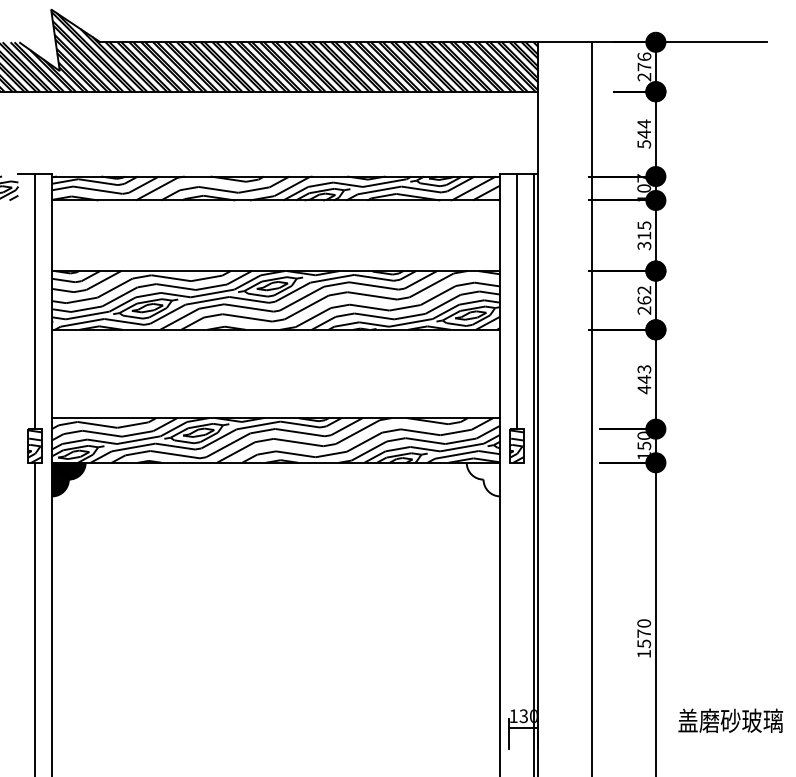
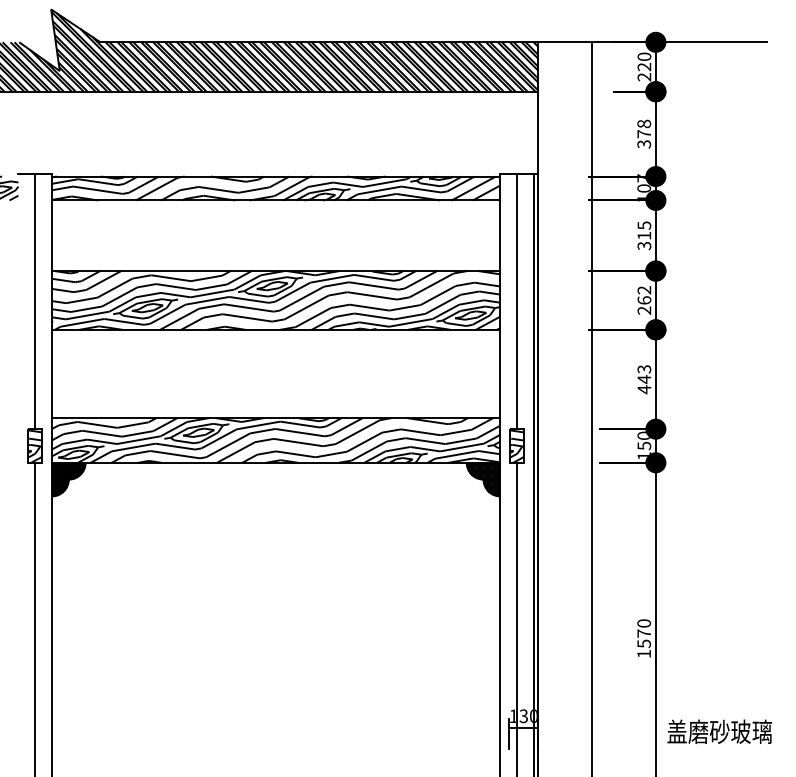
text: 276 -> 220 (644, 61)
text: 544 -> 378 (644, 133)
hatch: none -> present (483, 479)
line: none -> present (517, 617)
text position: (730, 720) -> (719, 731) (719, 731)
